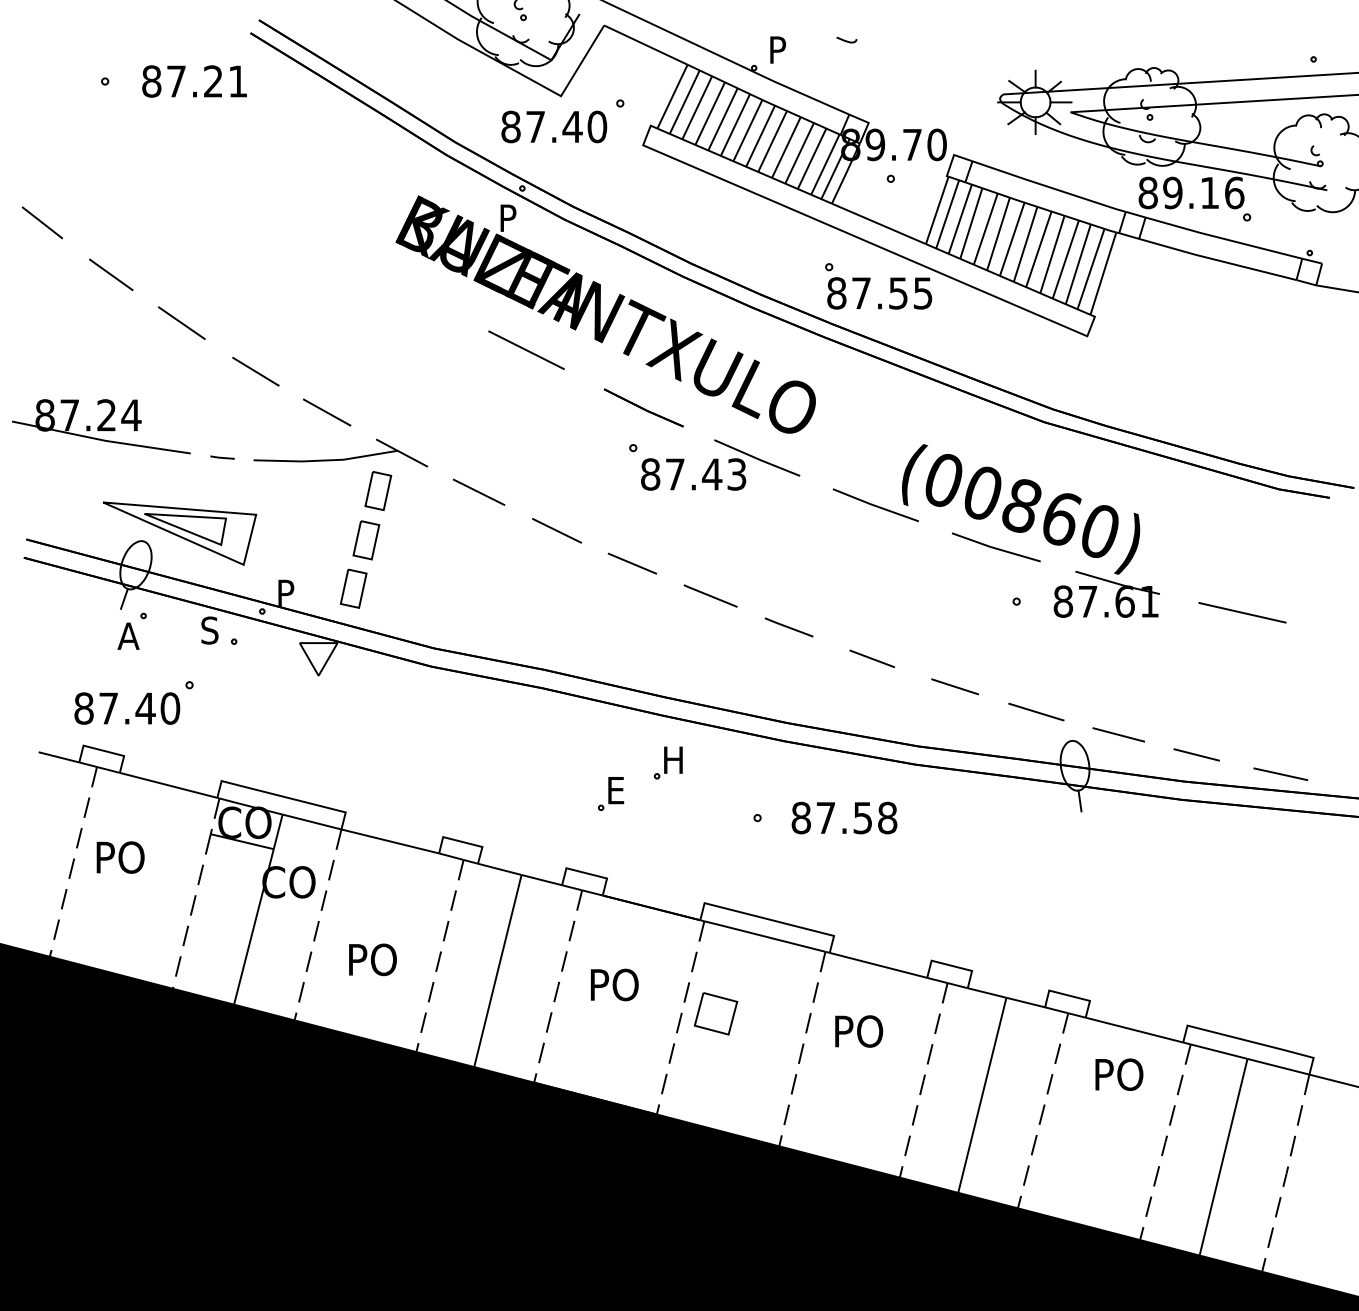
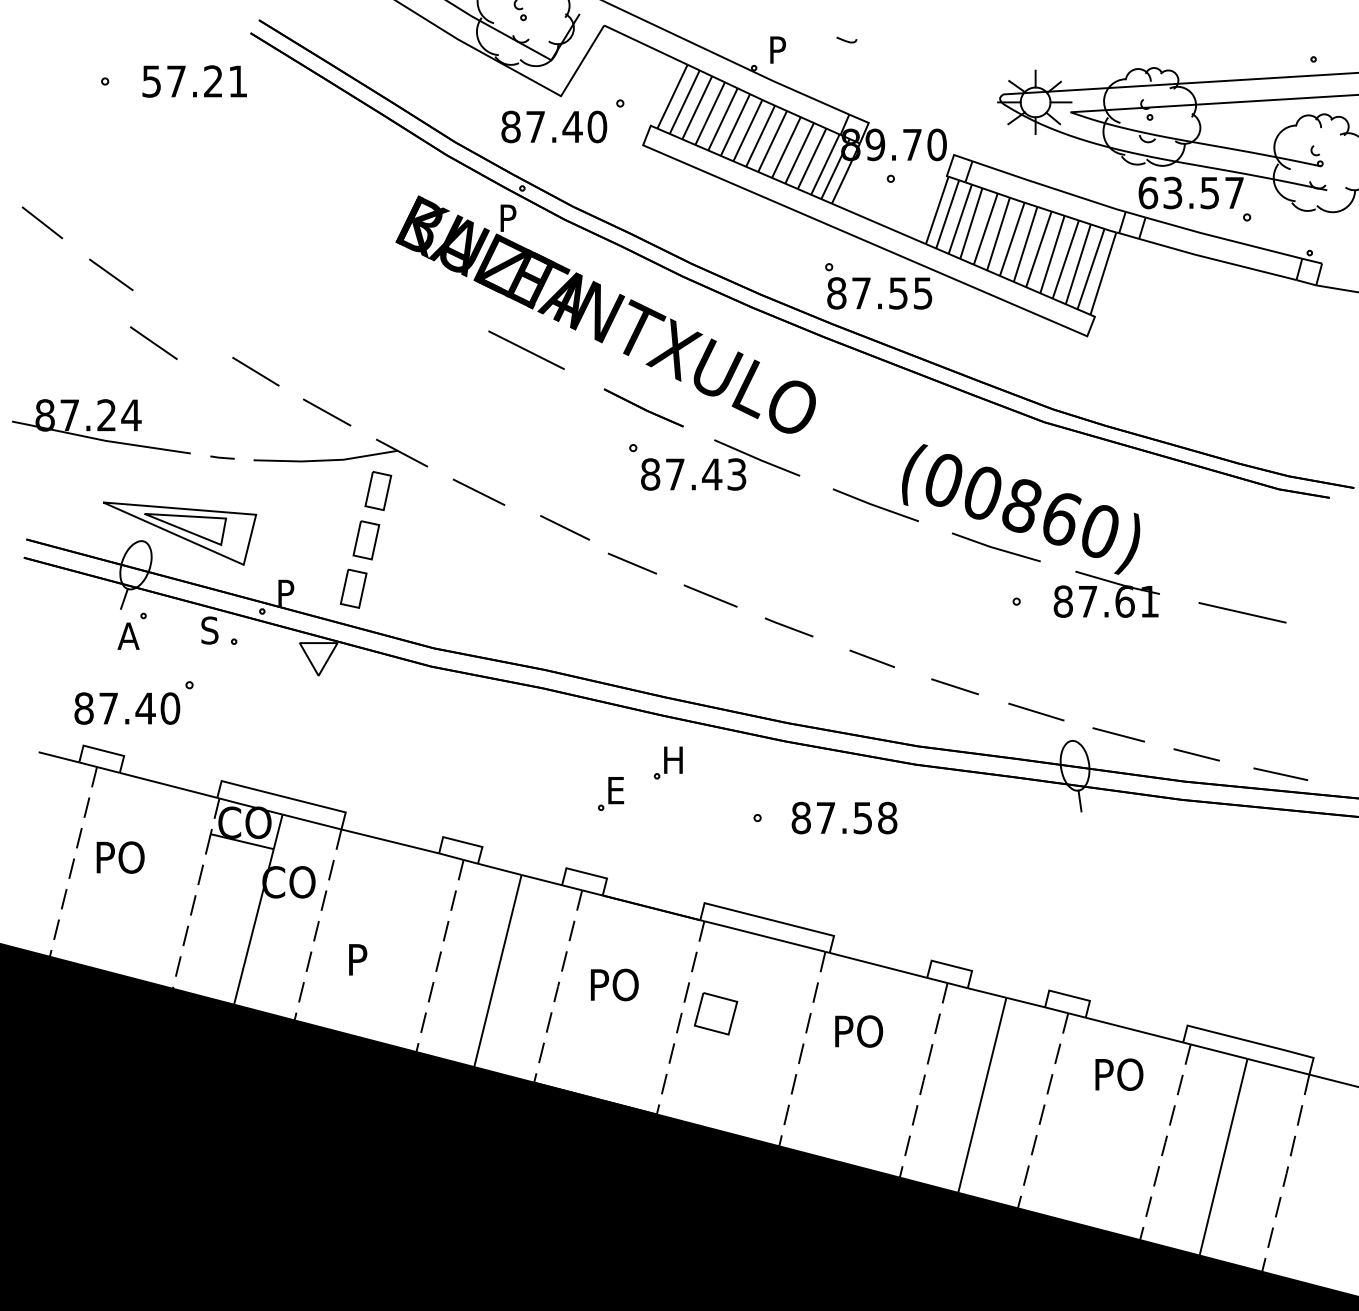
text: 87.21 -> 57.21 (151, 81)
text: 89.16 -> 63.57 (1191, 192)
line position: (181, 322) -> (153, 342) (153, 342)
line position: (556, 530) -> (564, 527) (564, 527)
text: PO -> P (383, 959)
